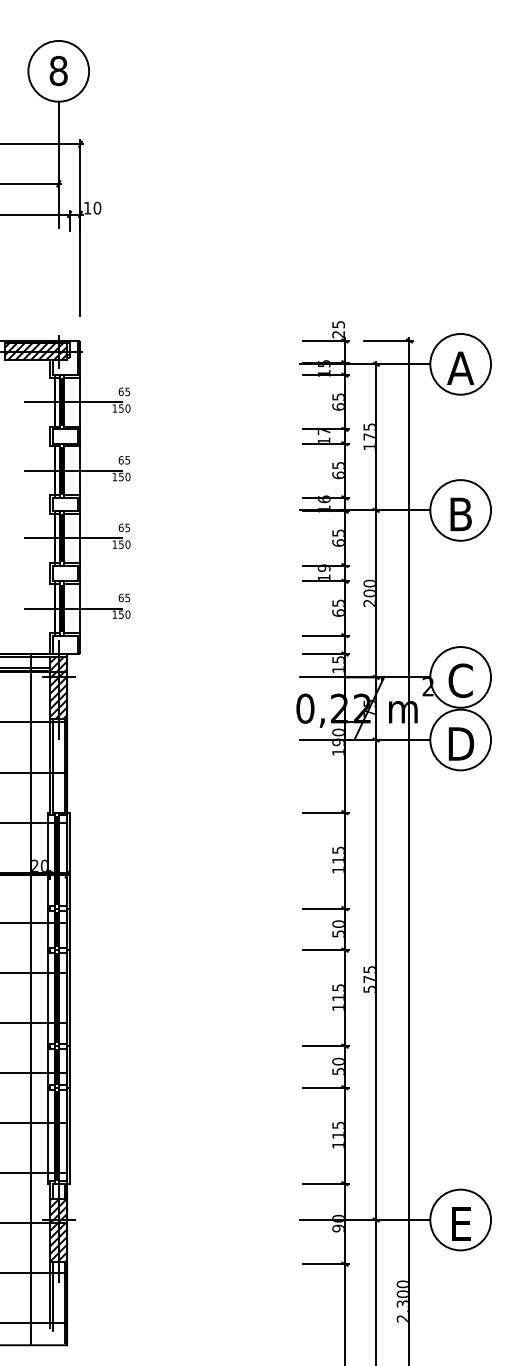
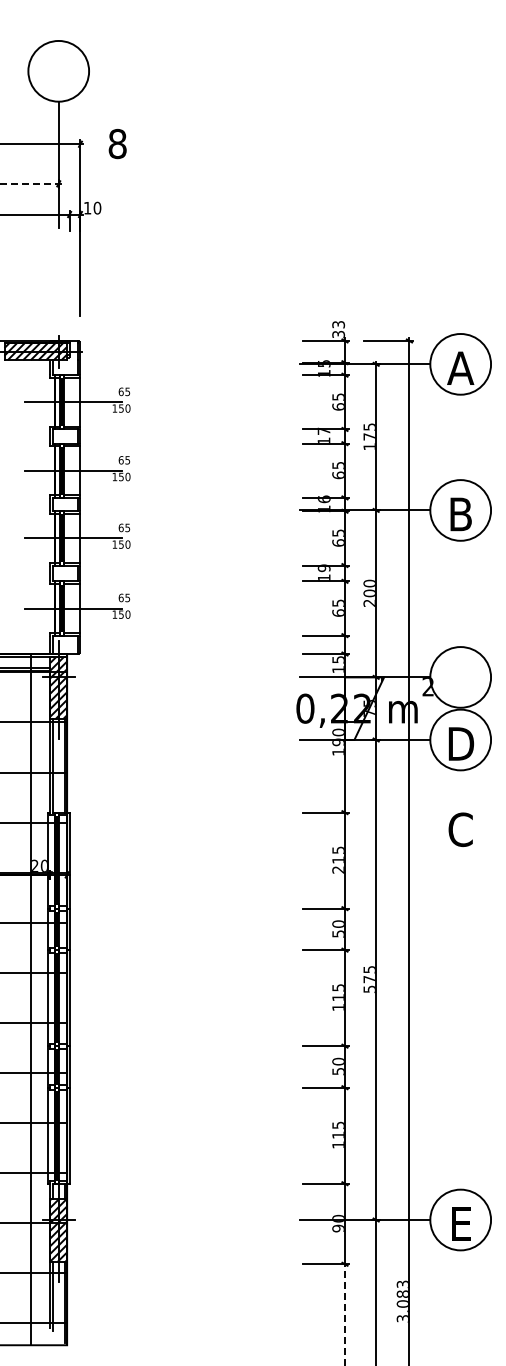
text position: (58, 71) -> (117, 144) (117, 144)
line: solid -> dashed (29, 183)
text: 25 -> 33 (338, 329)
text position: (460, 680) -> (460, 829) (460, 829)
text: 115 -> 215 (337, 869)
text: 2.300 -> 3.083 (401, 1301)
line: solid -> dashed (344, 1314)
